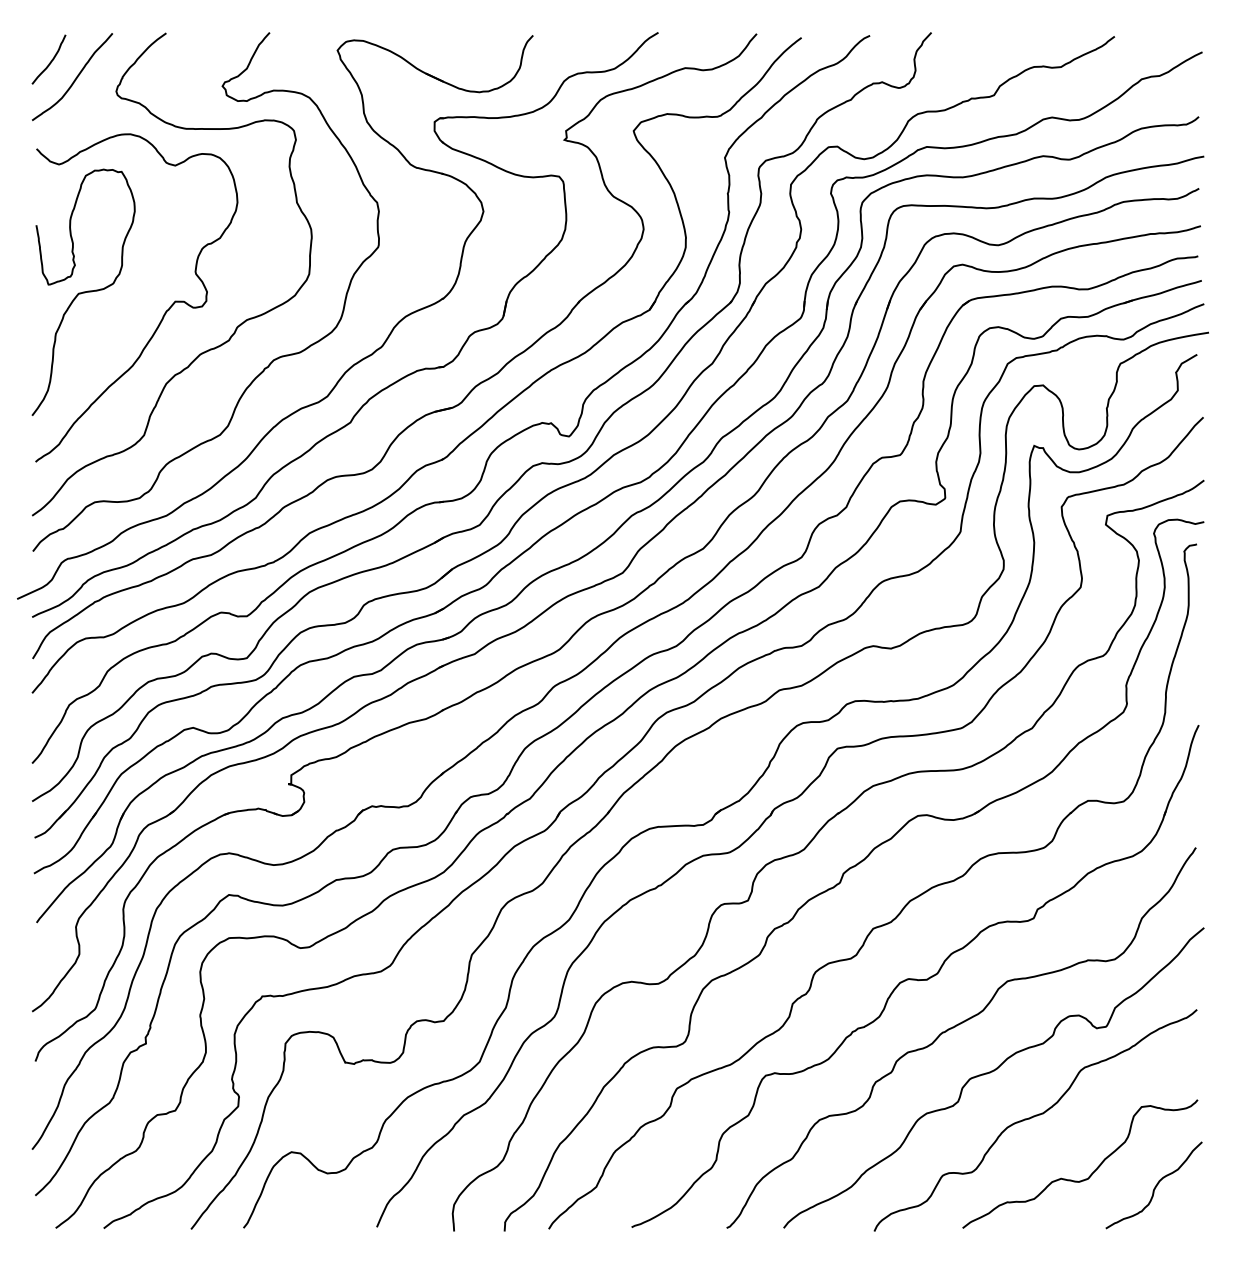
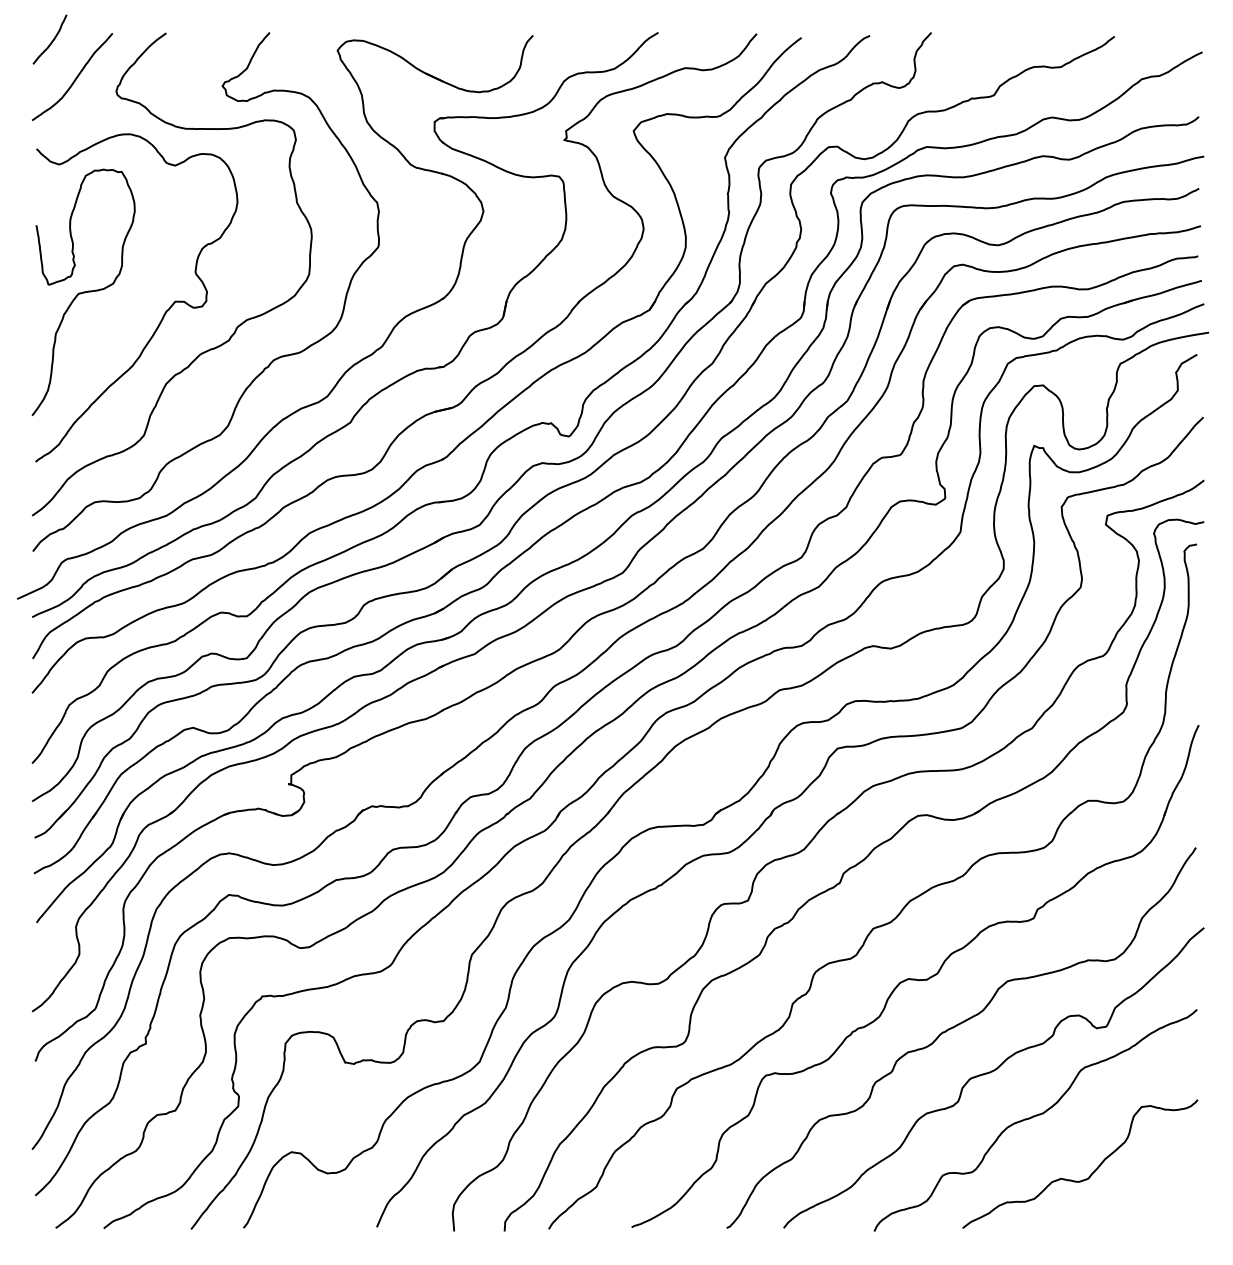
curve position: (50, 61) -> (51, 41) (51, 41)
curve: present -> none (1154, 1186)
